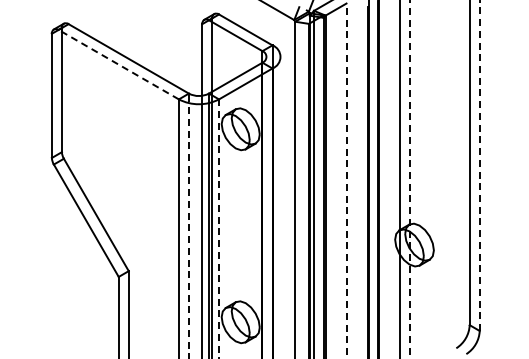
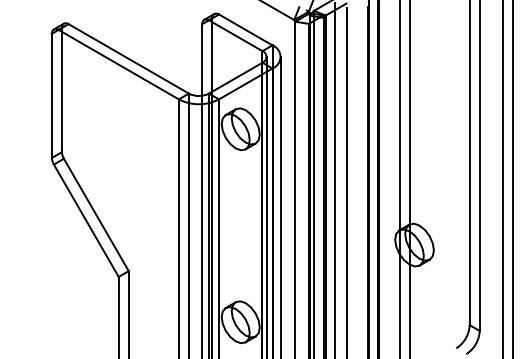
line: dashed -> solid (118, 64)
line: dashed -> solid (479, 165)
line: none -> present (503, 178)
line: none -> present (513, 178)
line: none -> present (334, 179)
line: dashed -> solid (409, 179)
line: dashed -> solid (346, 183)
line: none -> present (266, 205)
line: none -> present (280, 205)
line: dashed -> solid (188, 225)
line: dashed -> solid (219, 229)
